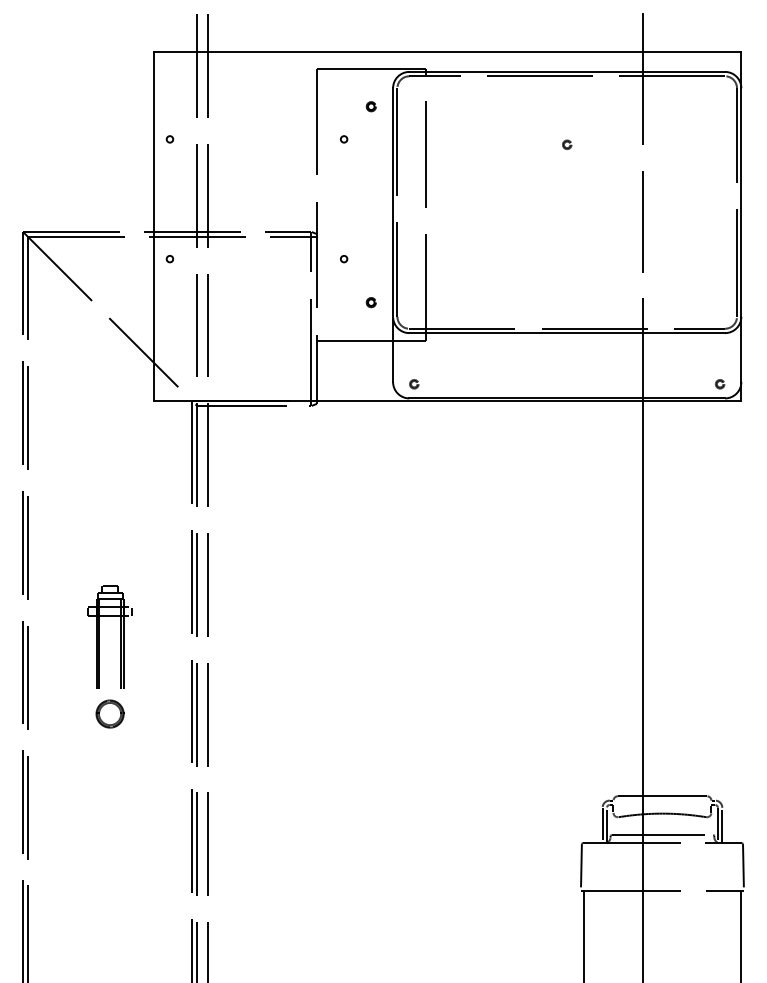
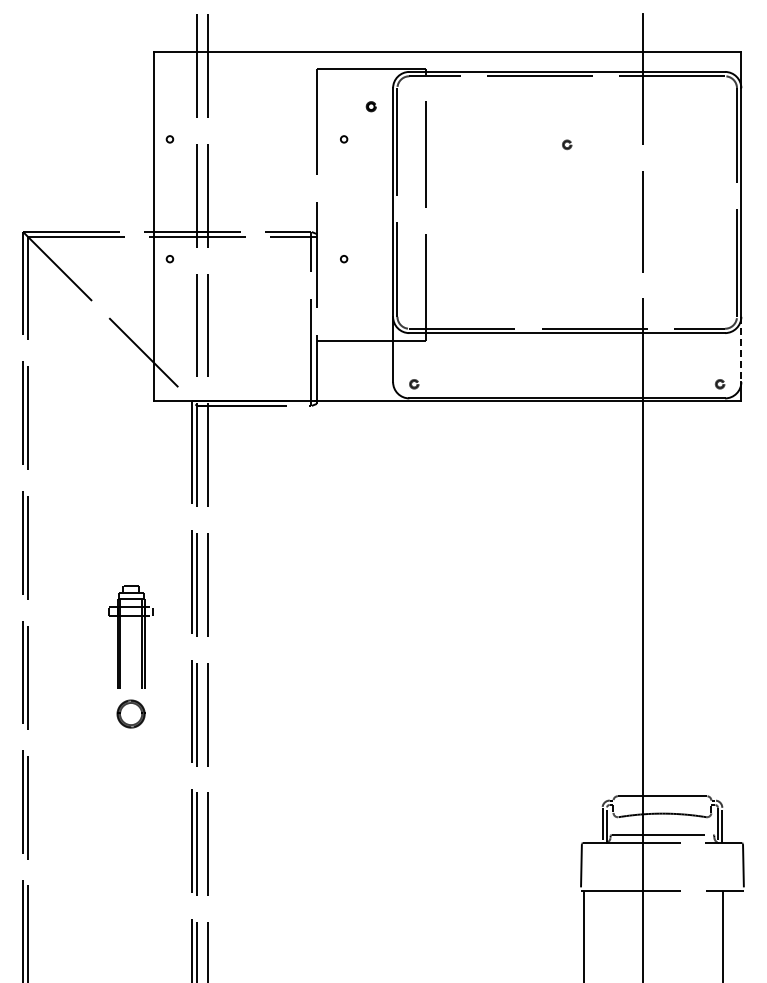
part: present -> none (370, 302)
line: solid -> dashed (741, 349)
part position: (99, 656) -> (120, 656) (120, 656)
line position: (740, 934) -> (722, 934) (722, 934)
